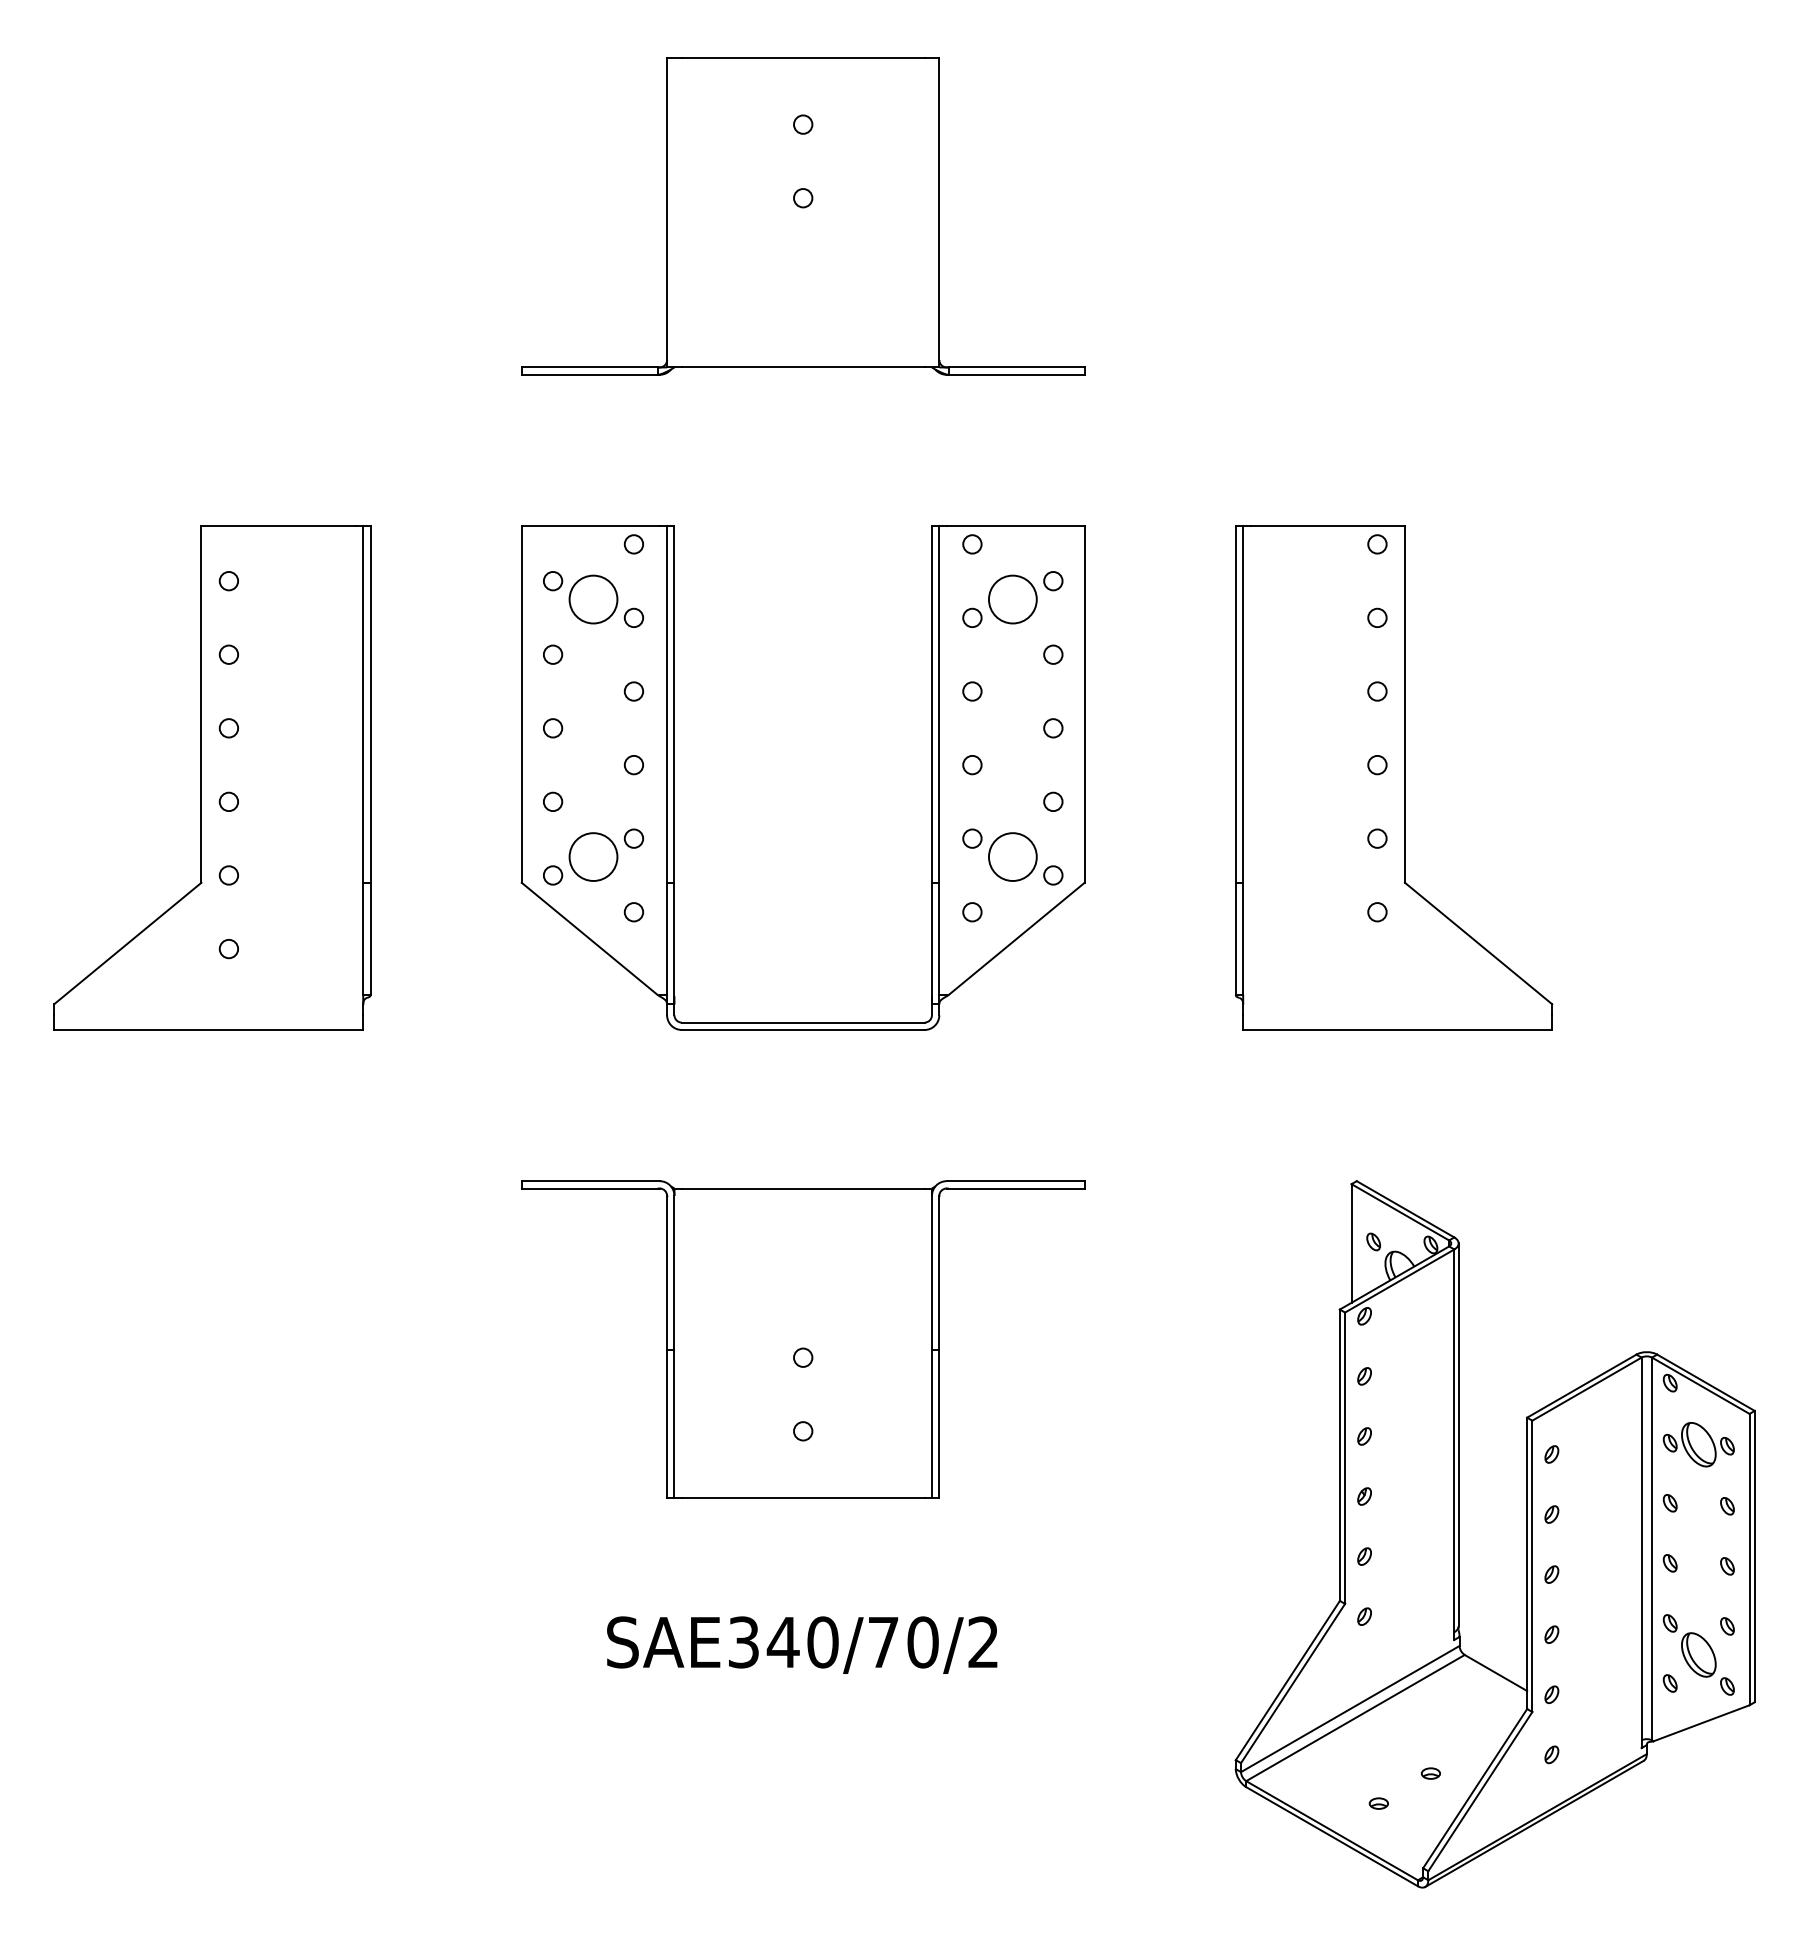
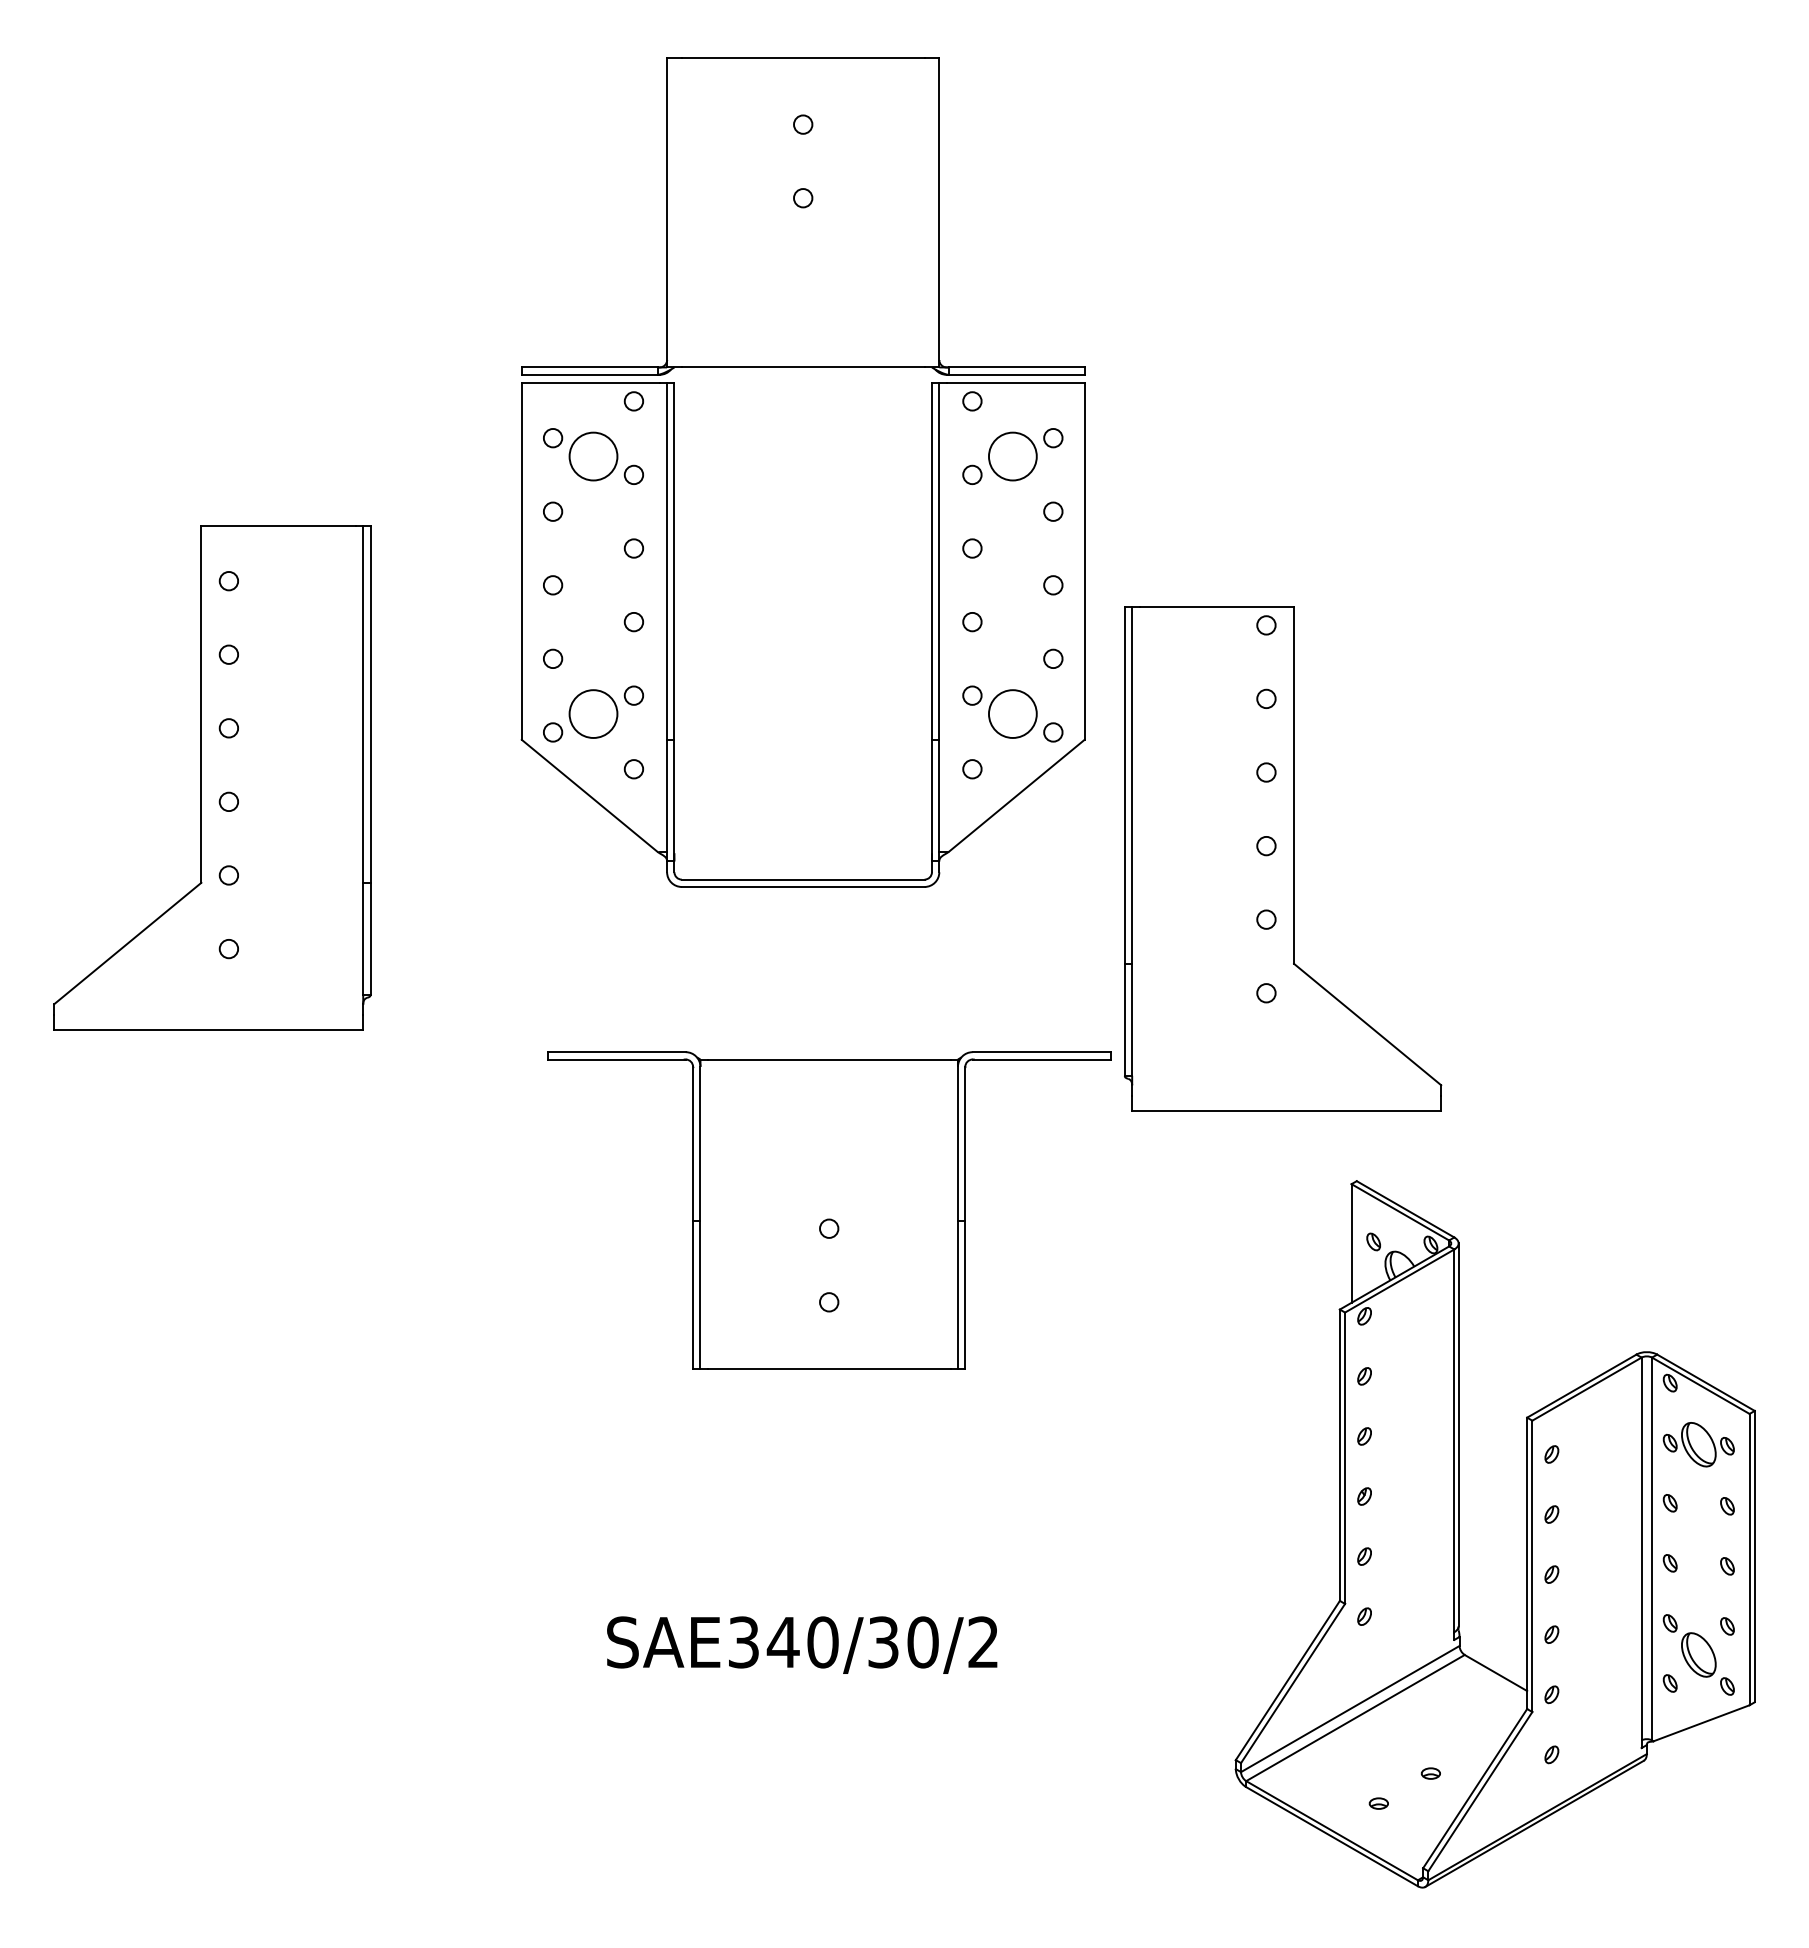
part position: (674, 777) -> (674, 634) (674, 634)
part position: (1394, 777) -> (1283, 858) (1283, 858)
part position: (803, 1339) -> (829, 1210) (829, 1210)
text: SAE340/70/2 -> SAE340/30/2 (883, 1642)
